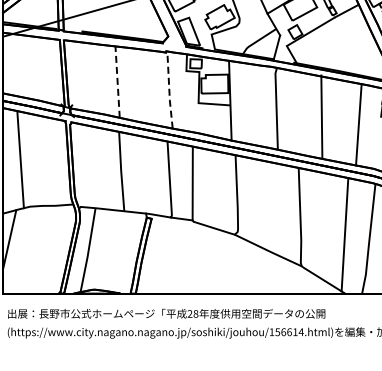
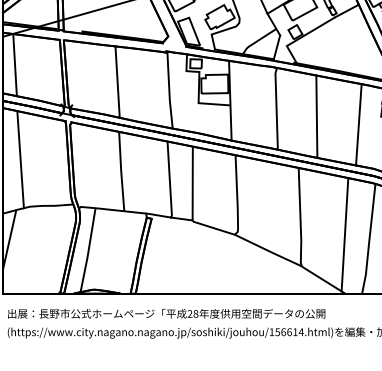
line: none -> present (14, 65)
line: dashed -> solid (117, 82)
line: dashed -> solid (169, 89)
line position: (321, 116) -> (316, 116) (316, 116)
